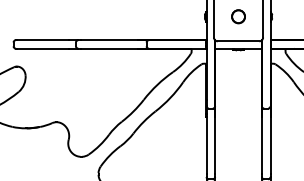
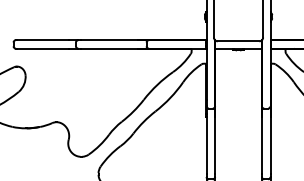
circle: present -> none (238, 16)
